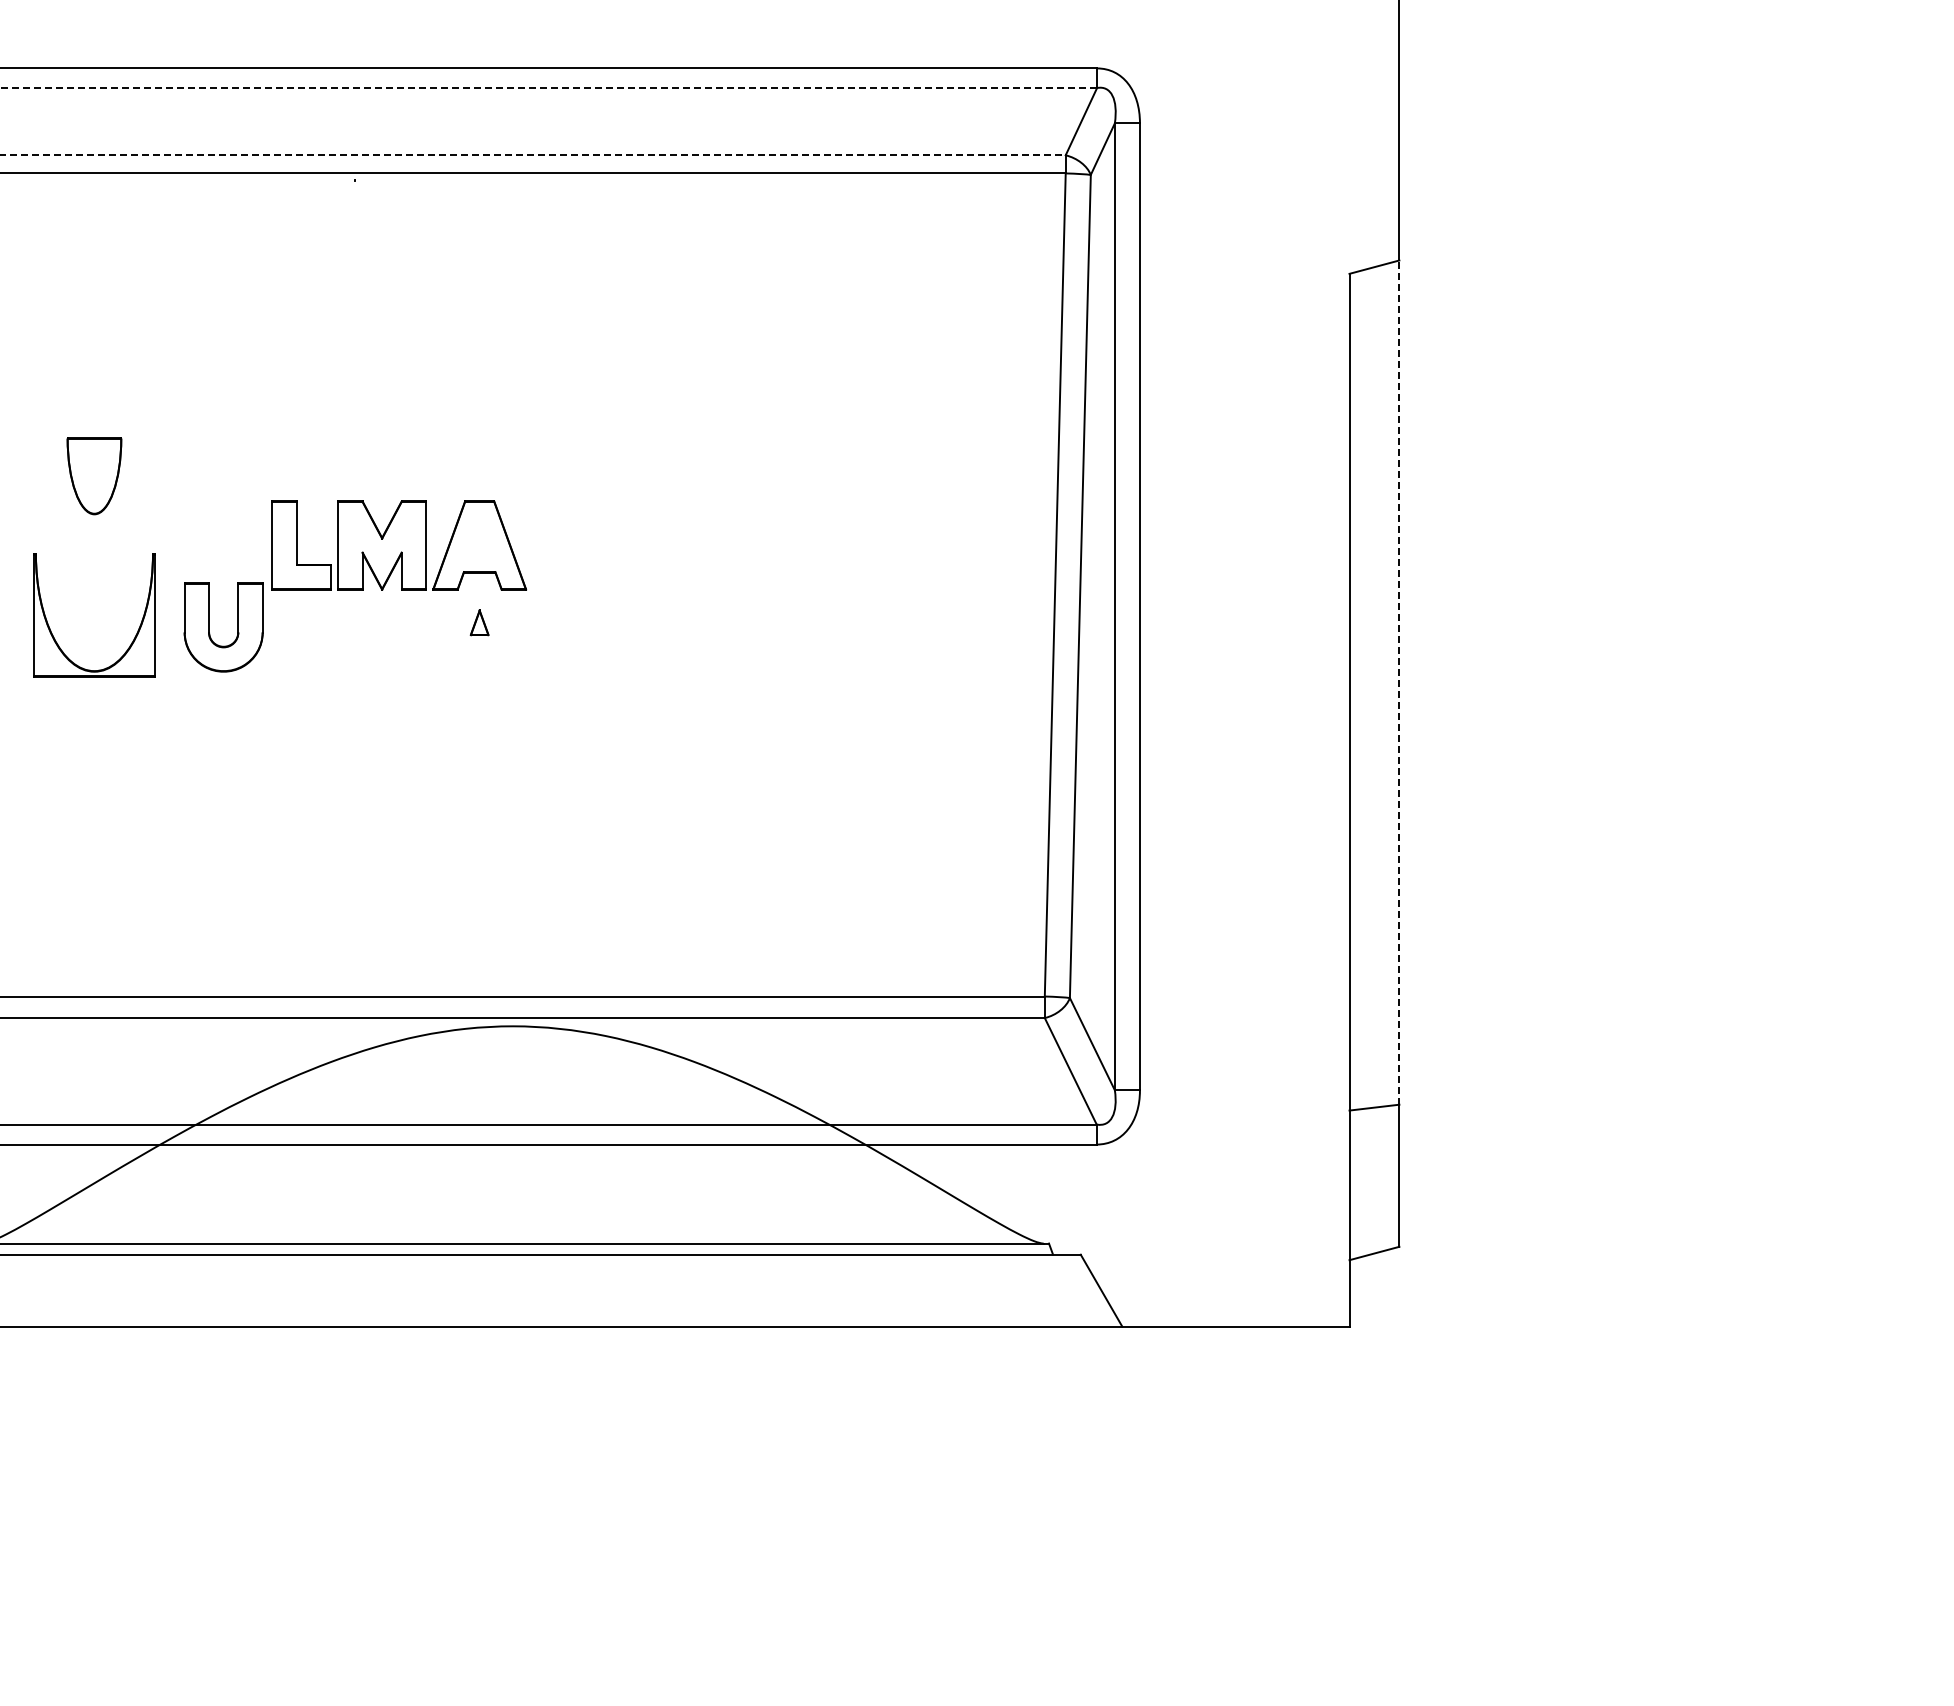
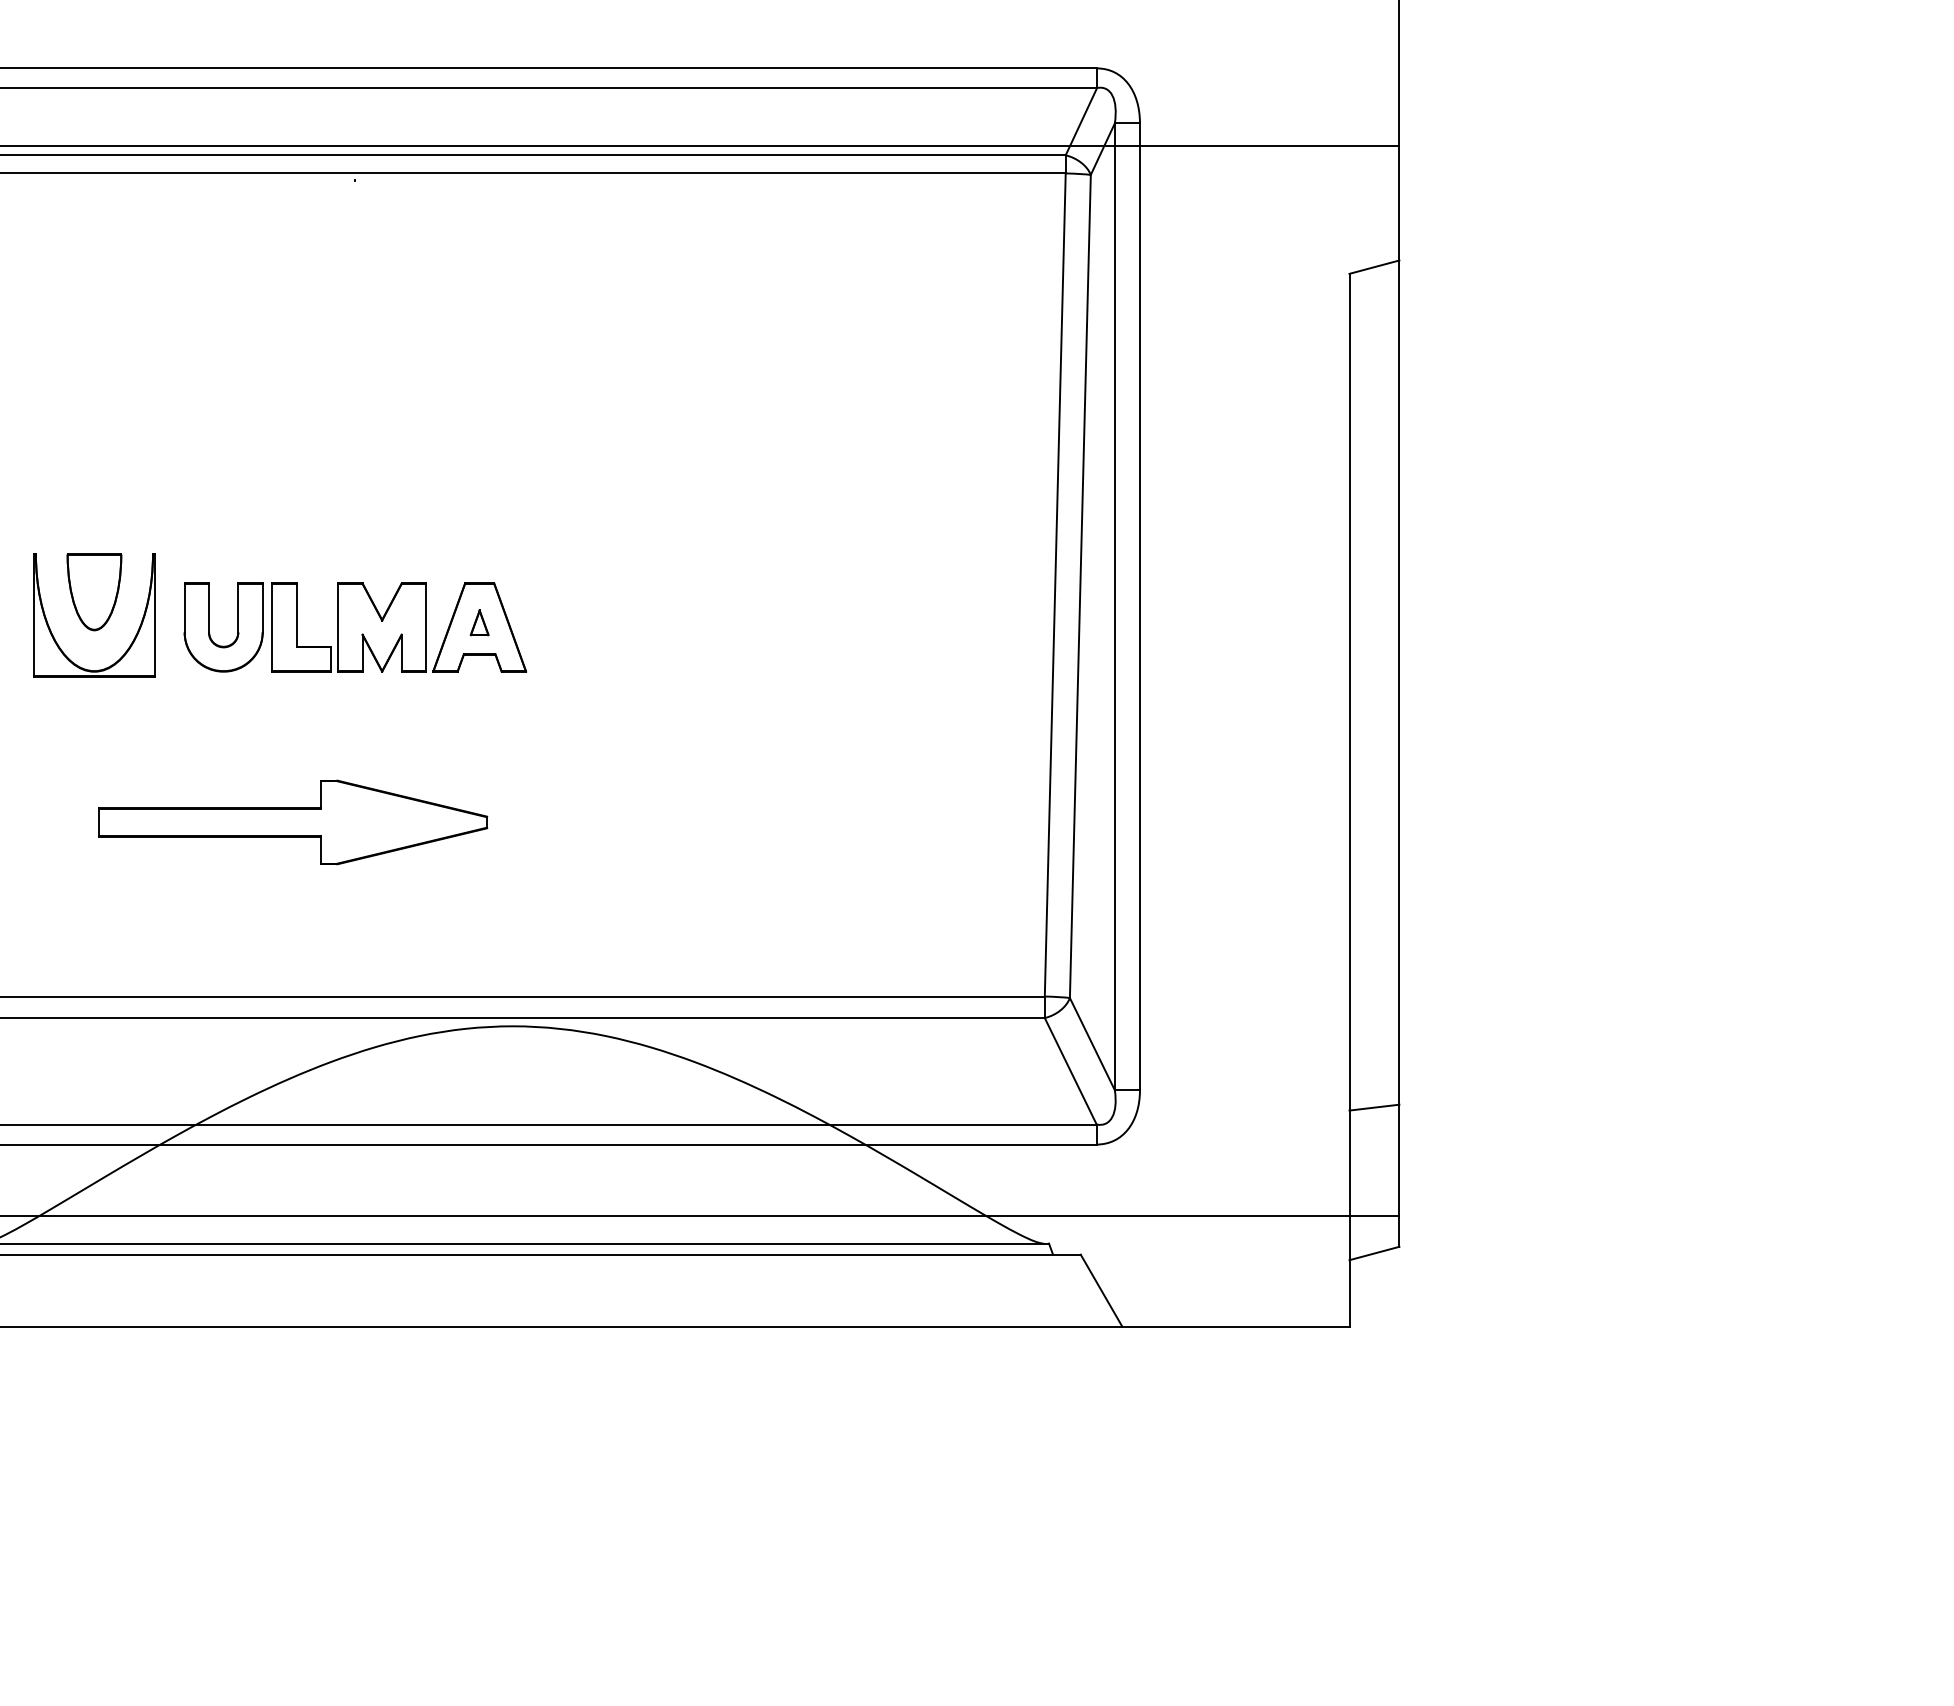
line: dashed -> solid (548, 88)
line: none -> present (700, 146)
line: dashed -> solid (533, 155)
part position: (94, 476) -> (94, 592) (94, 592)
part position: (399, 545) -> (399, 627) (399, 627)
line: dashed -> solid (1399, 682)
part: none -> present (293, 822)
line: none -> present (700, 1215)
